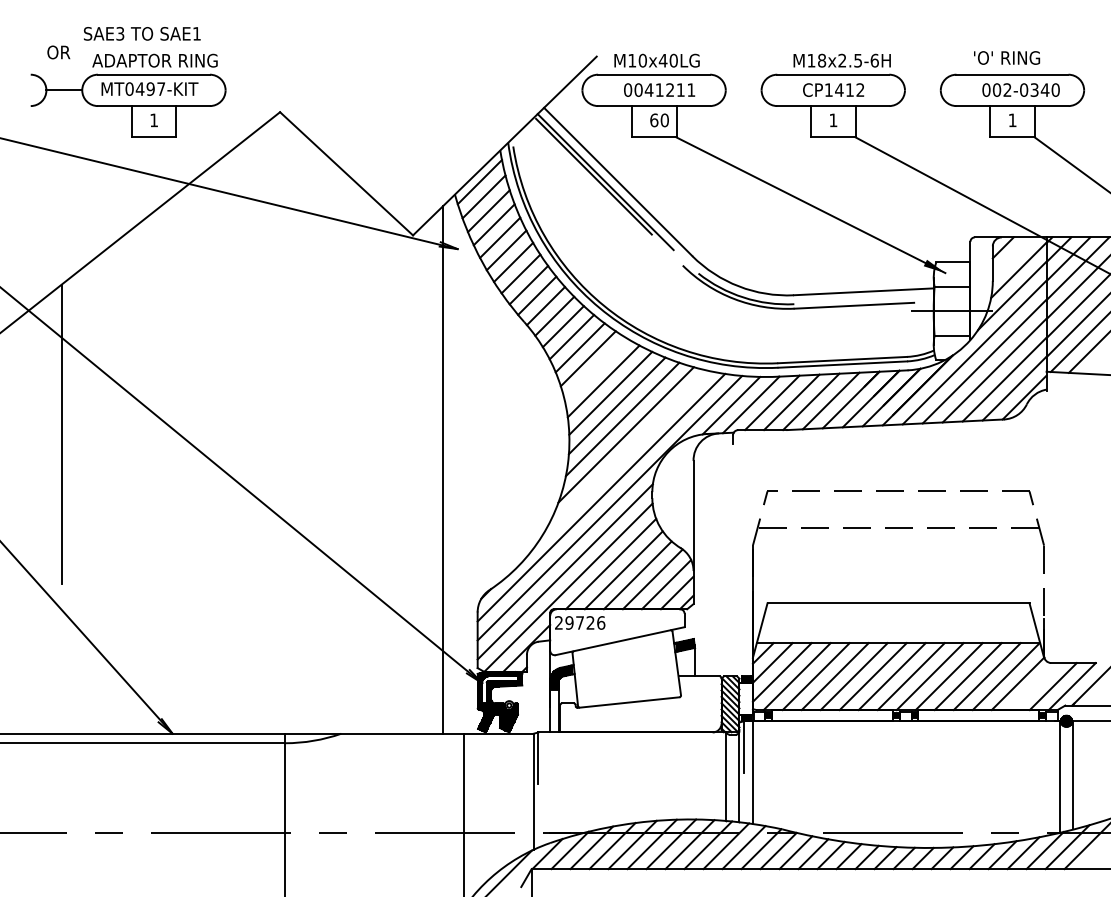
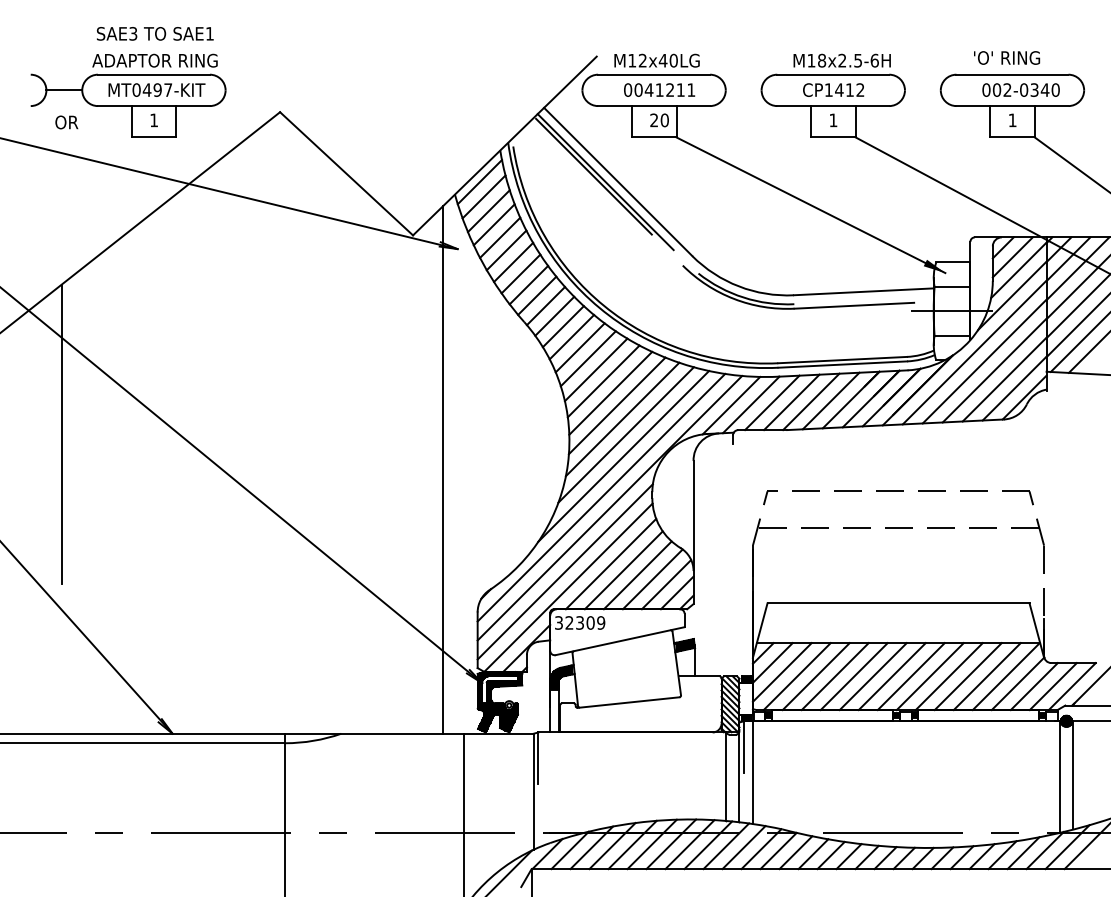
text position: (142, 33) -> (155, 33) (155, 33)
text position: (58, 52) -> (66, 122) (66, 122)
text: M10x40LG -> M12x40LG (642, 60)
text position: (149, 88) -> (156, 89) (156, 89)
text: 60 -> 20 (654, 120)
line: none -> present (1012, 257)
line: none -> present (595, 369)
line: none -> present (623, 455)
text: 29726 -> 32309 (580, 622)
line: none -> present (1033, 686)
